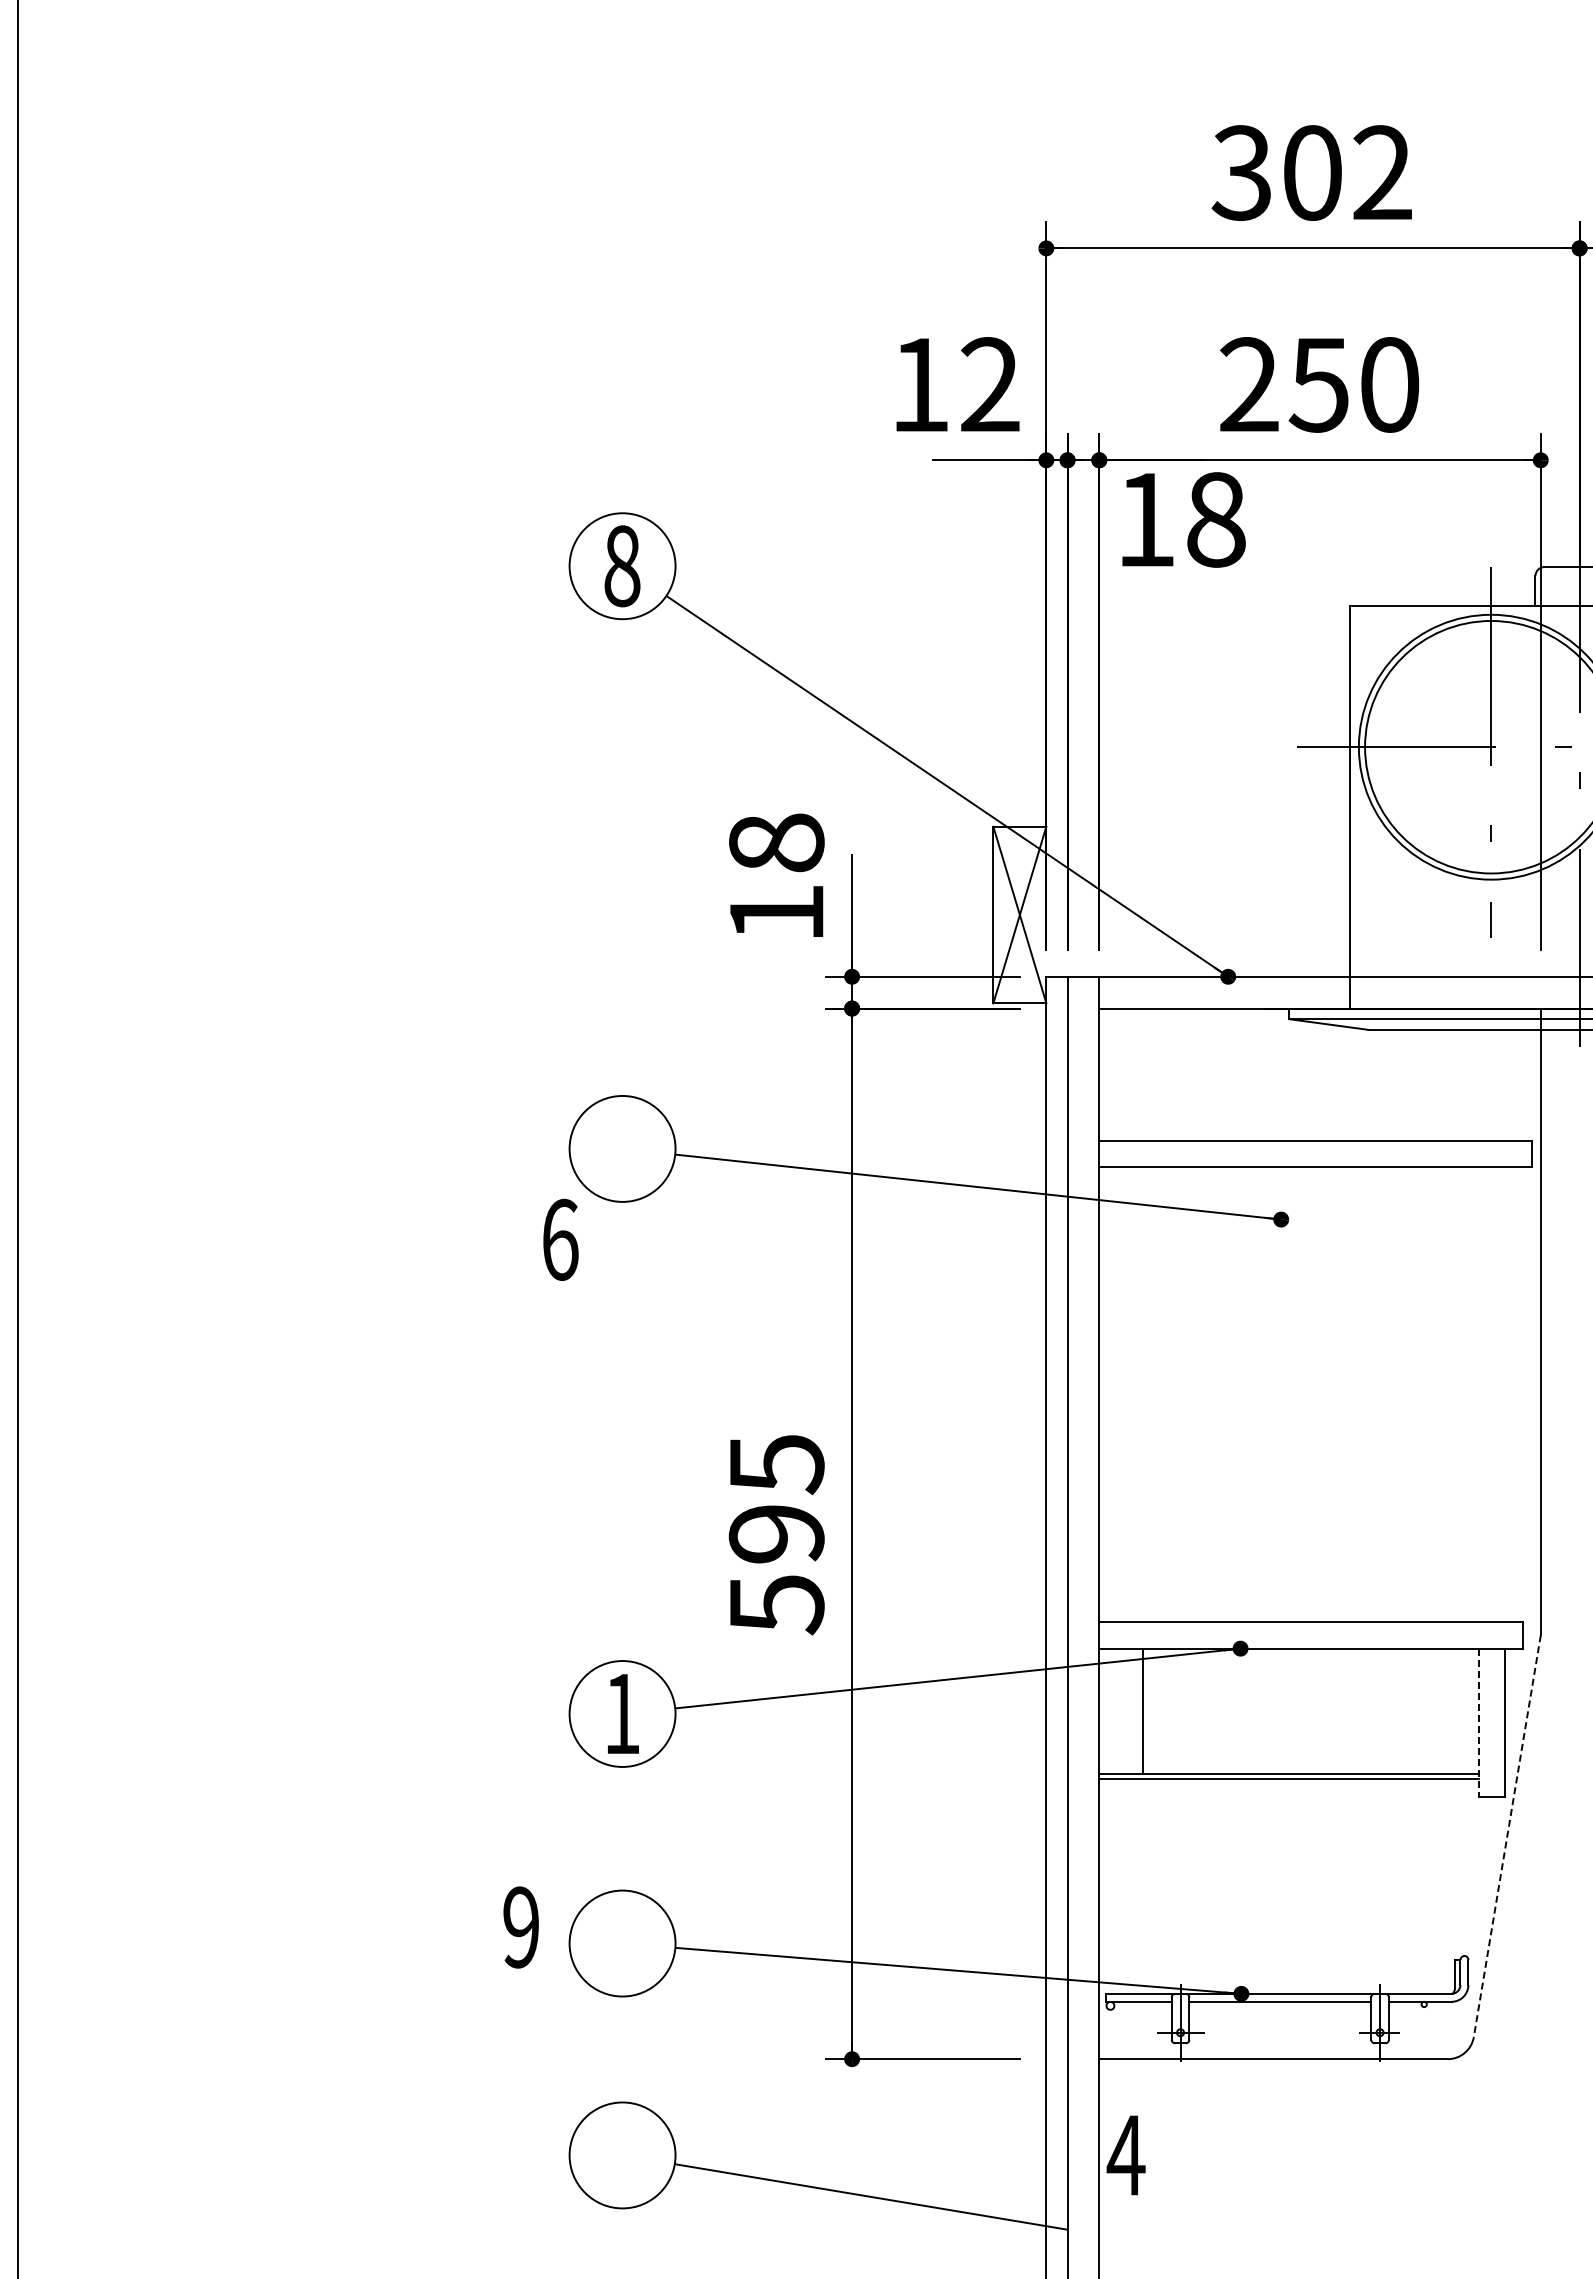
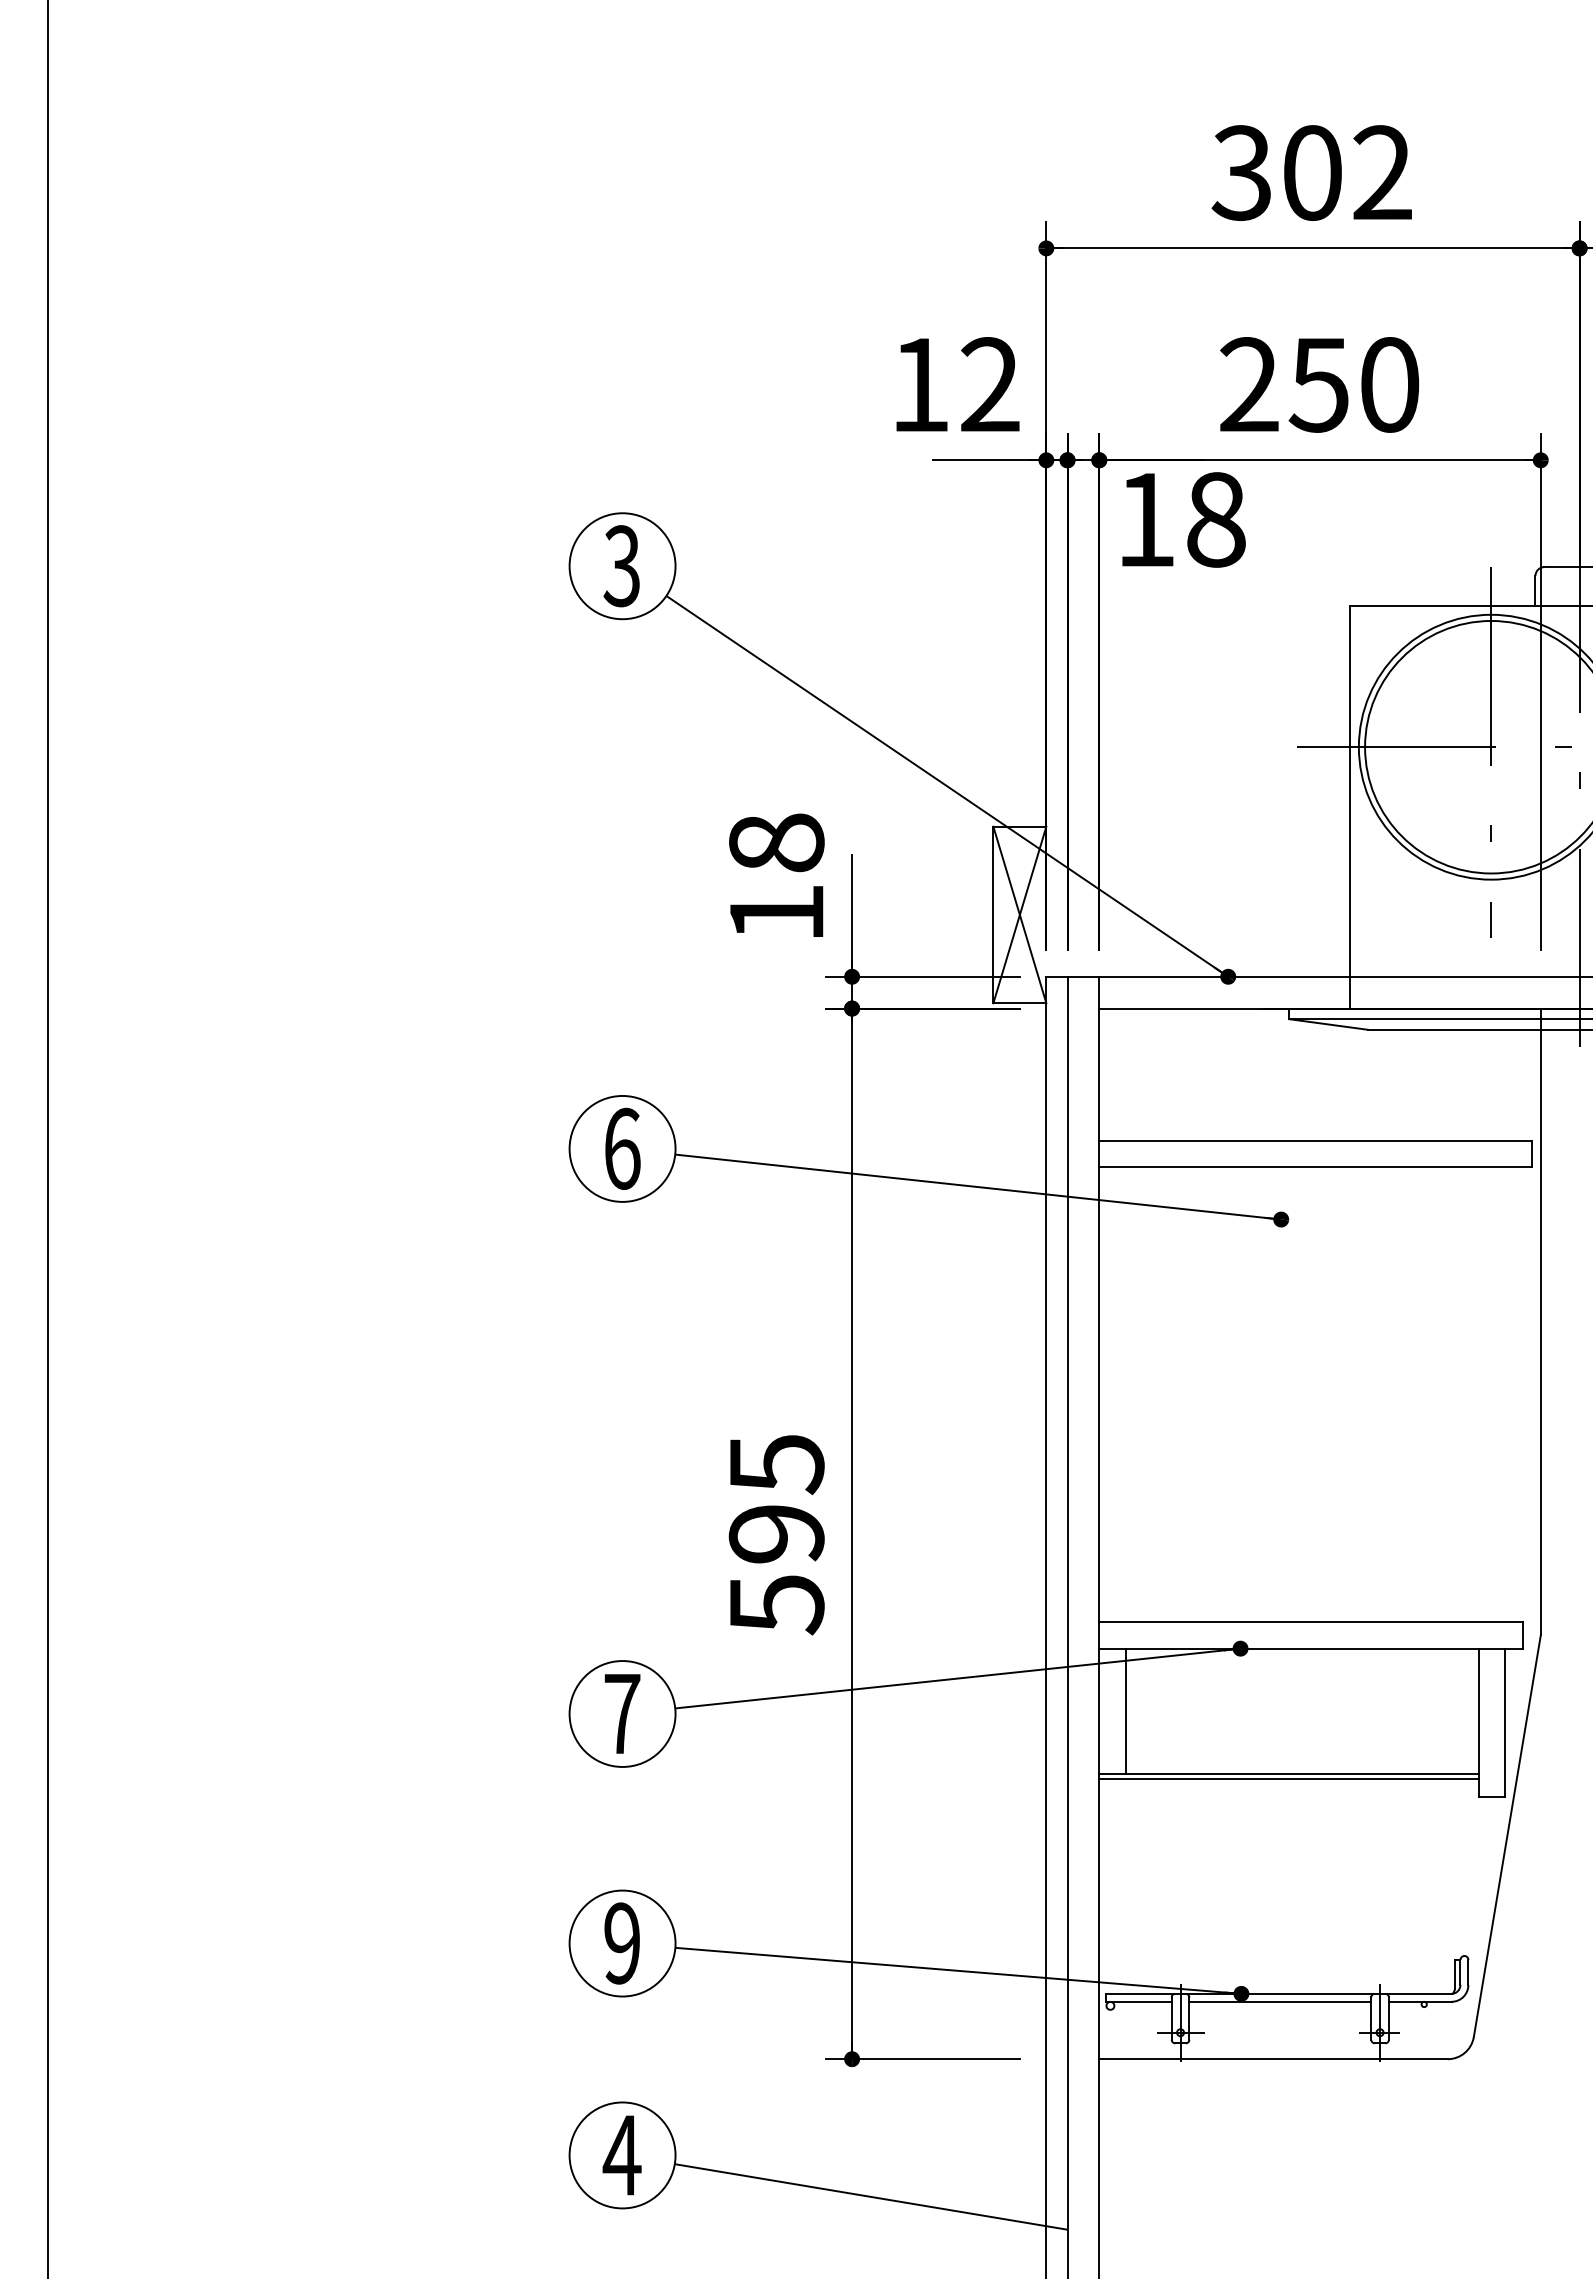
text: 8 -> 3 (621, 566)
line position: (17, 1138) -> (47, 1138) (47, 1138)
text position: (560, 1239) -> (622, 1148) (622, 1148)
line position: (1142, 1711) -> (1125, 1711) (1125, 1711)
text: 1 -> 7 (622, 1713)
line: dashed -> solid (1478, 1723)
line: dashed -> solid (1507, 1836)
text position: (520, 1927) -> (621, 1943) (621, 1943)
text position: (1125, 2155) -> (621, 2155) (621, 2155)
